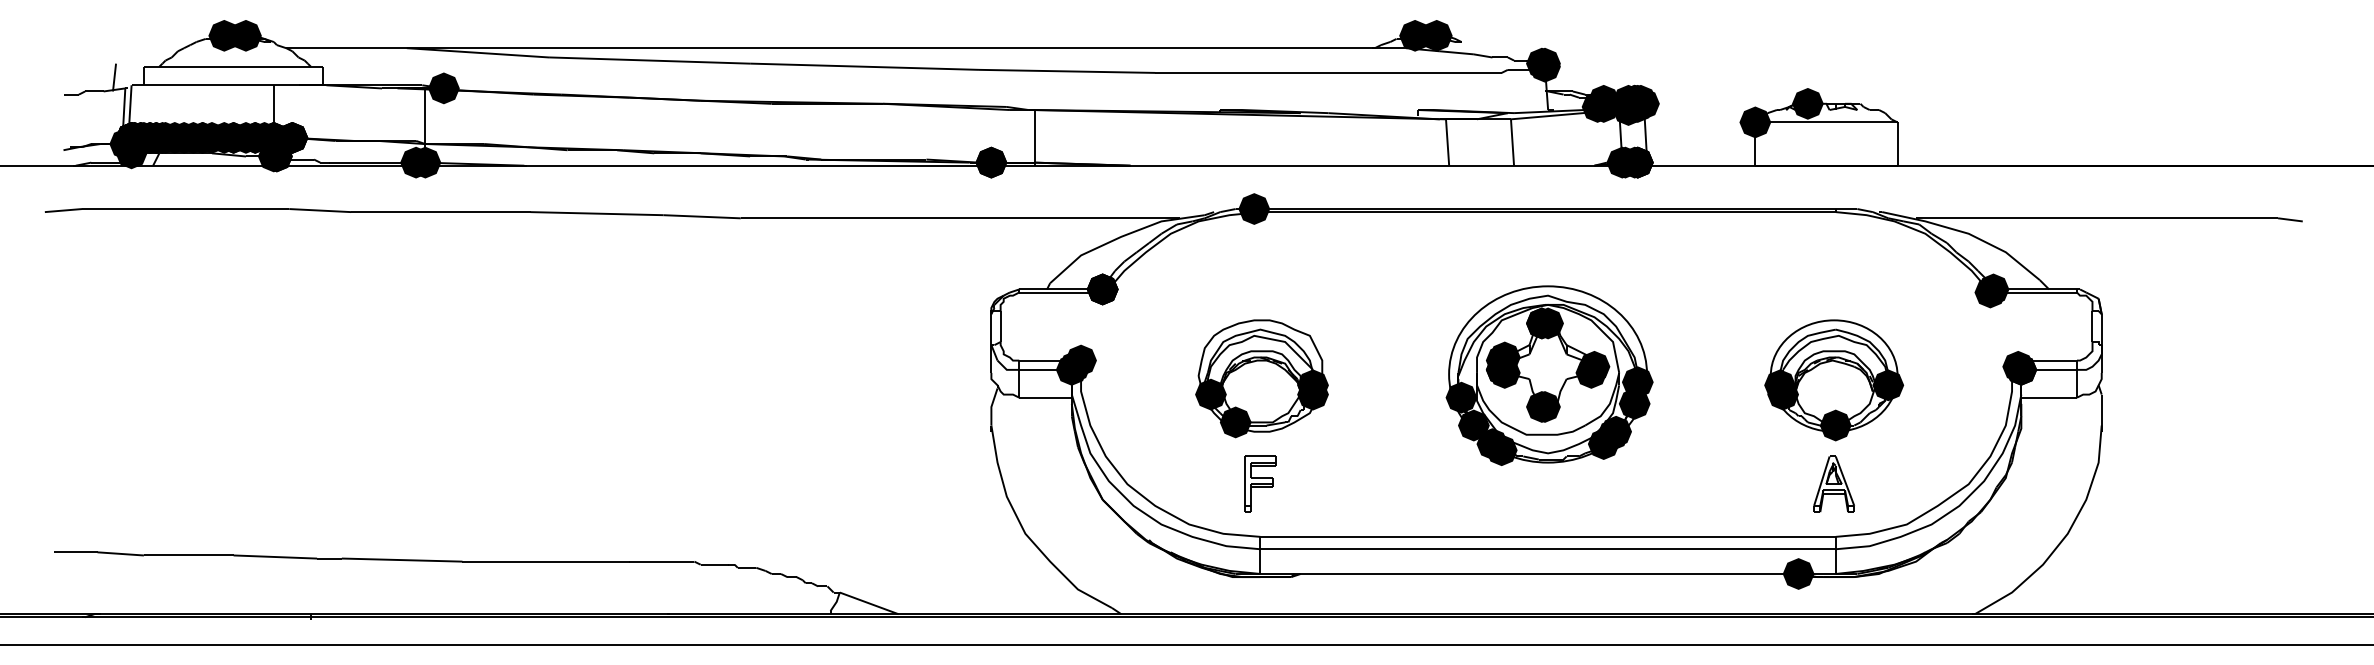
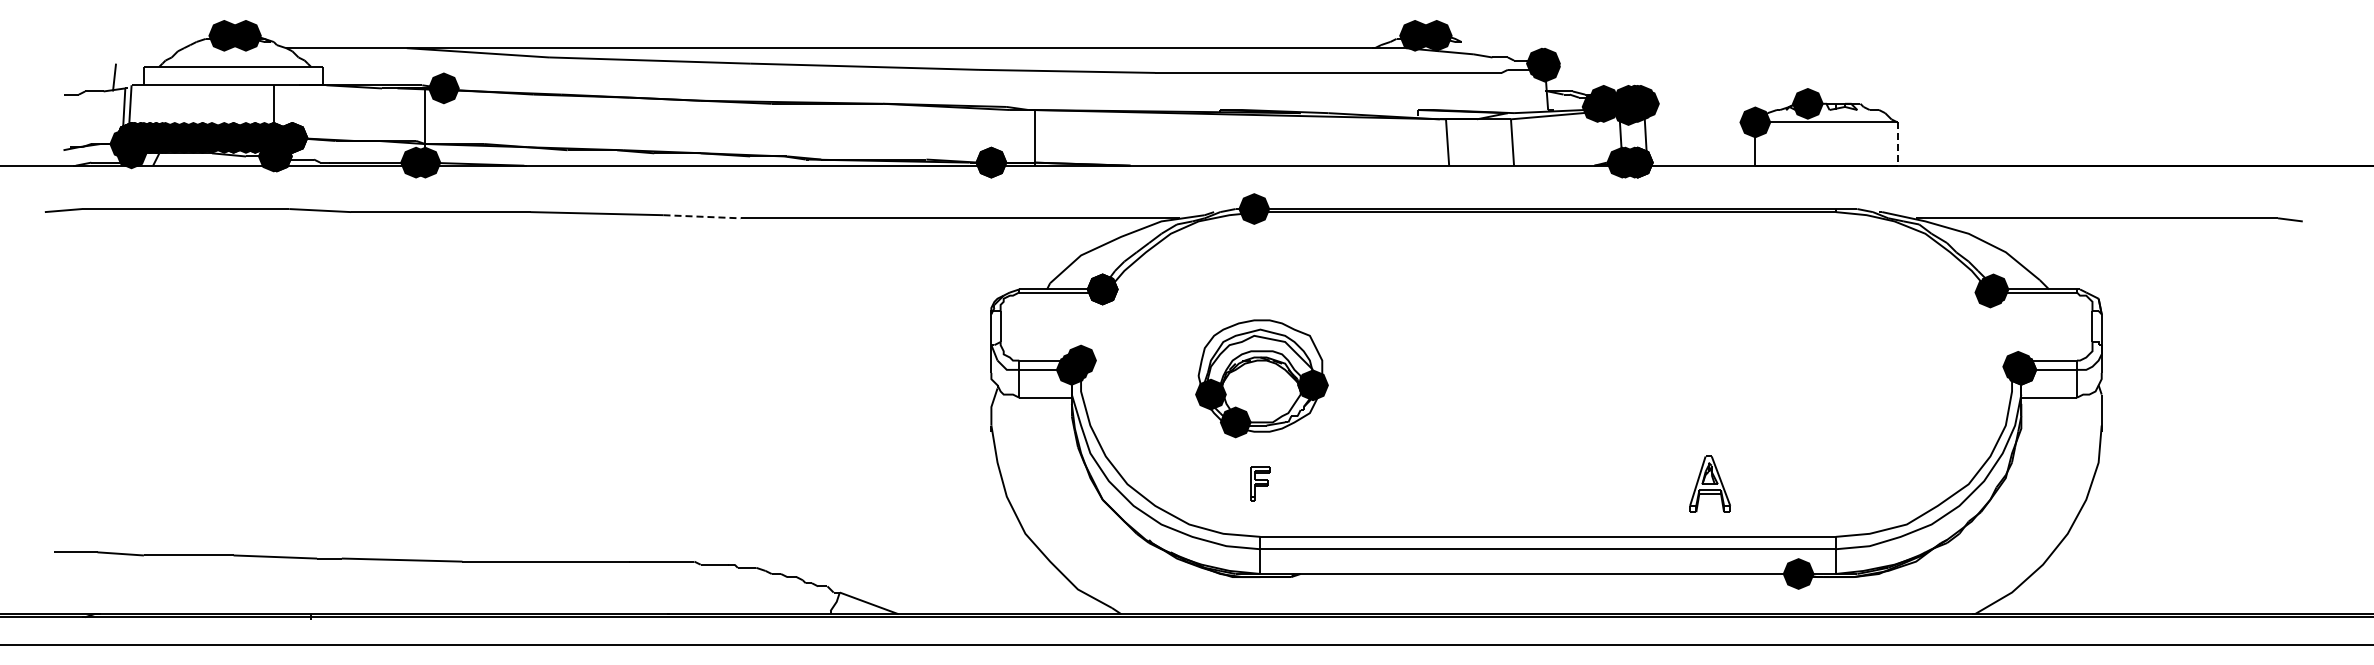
line: solid -> dashed (1897, 144)
line: solid -> dashed (702, 216)
part: present -> none (1549, 375)
part: present -> none (1834, 380)
fill: present -> none (1312, 394)
part size: 33x58 px -> 21x36 px (1260, 483)
part position: (1833, 483) -> (1709, 483) (1709, 483)
